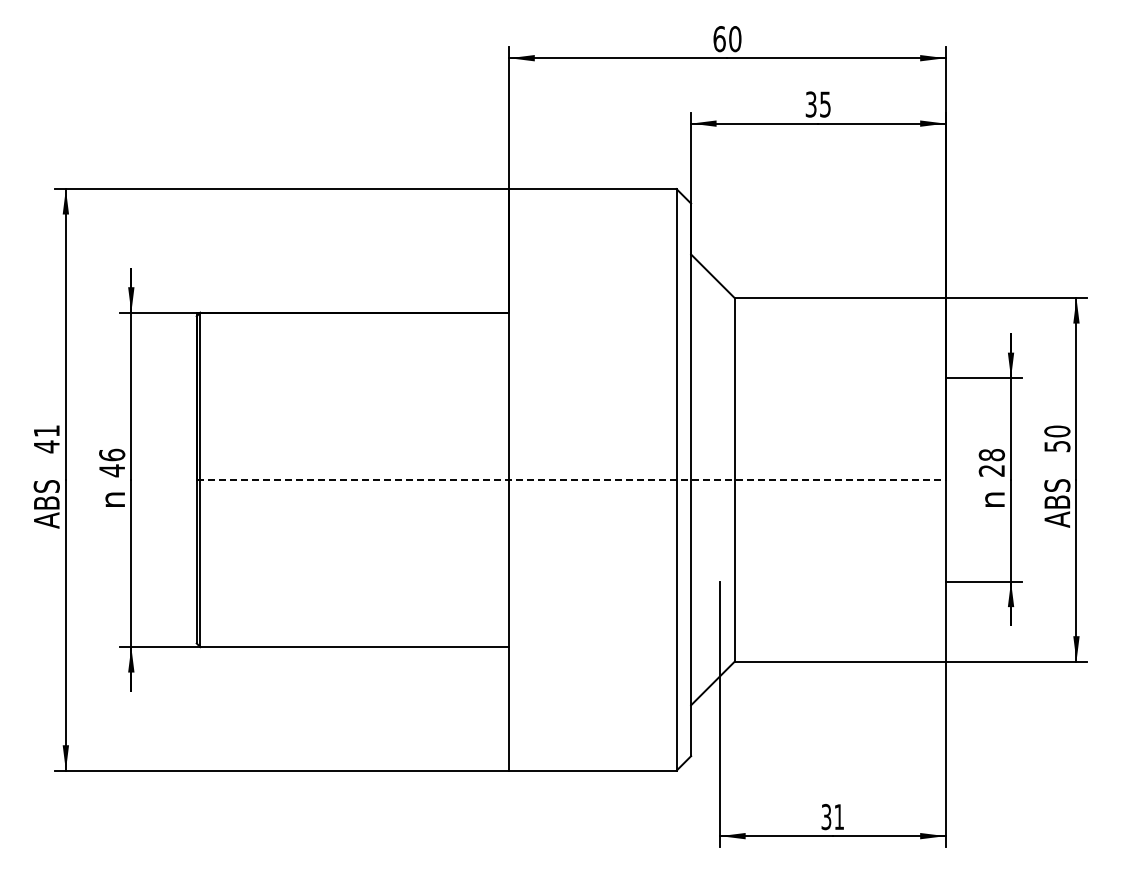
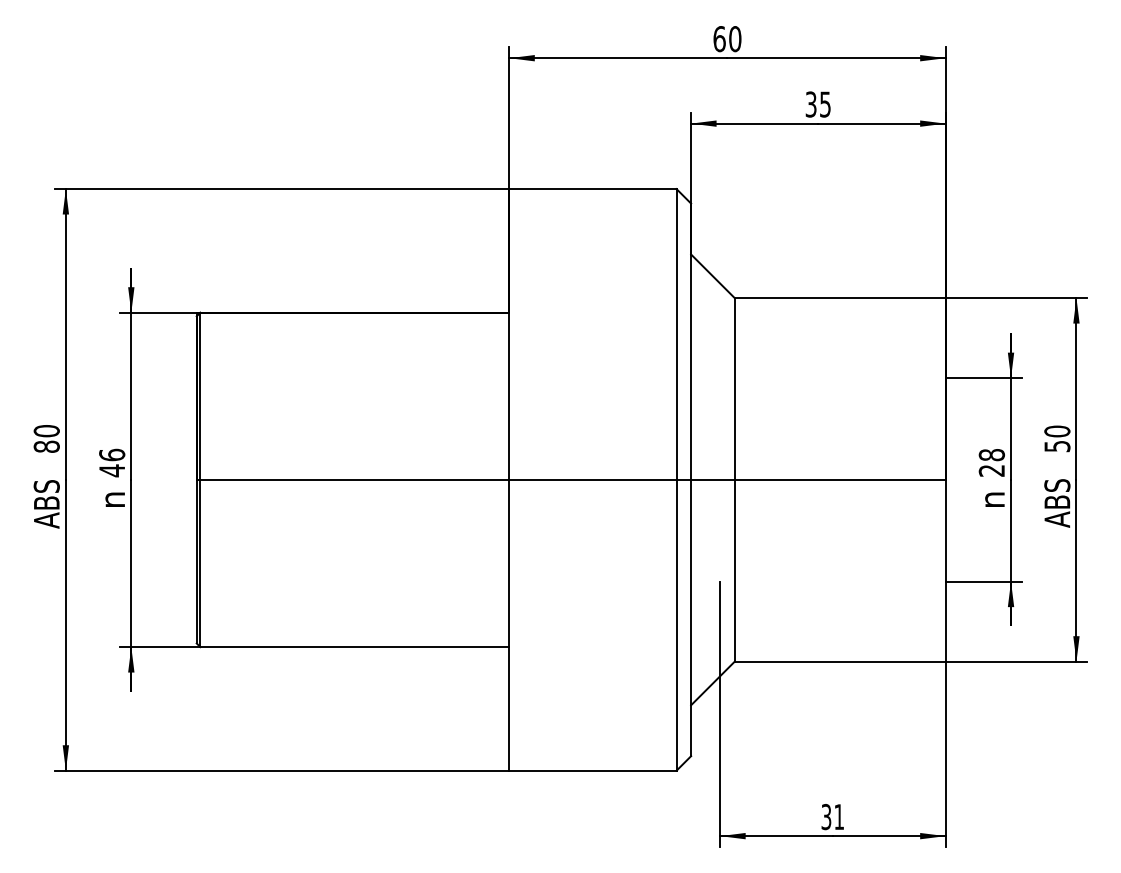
text: 41 -> 80 (46, 439)
line: dashed -> solid (571, 479)
